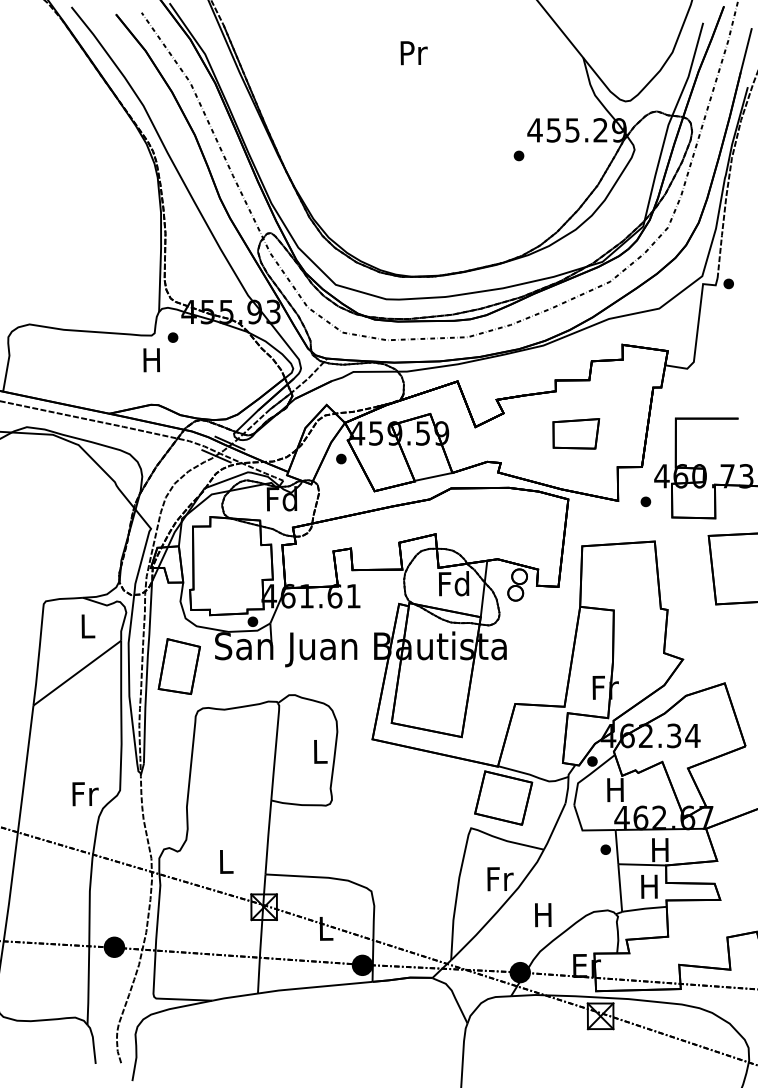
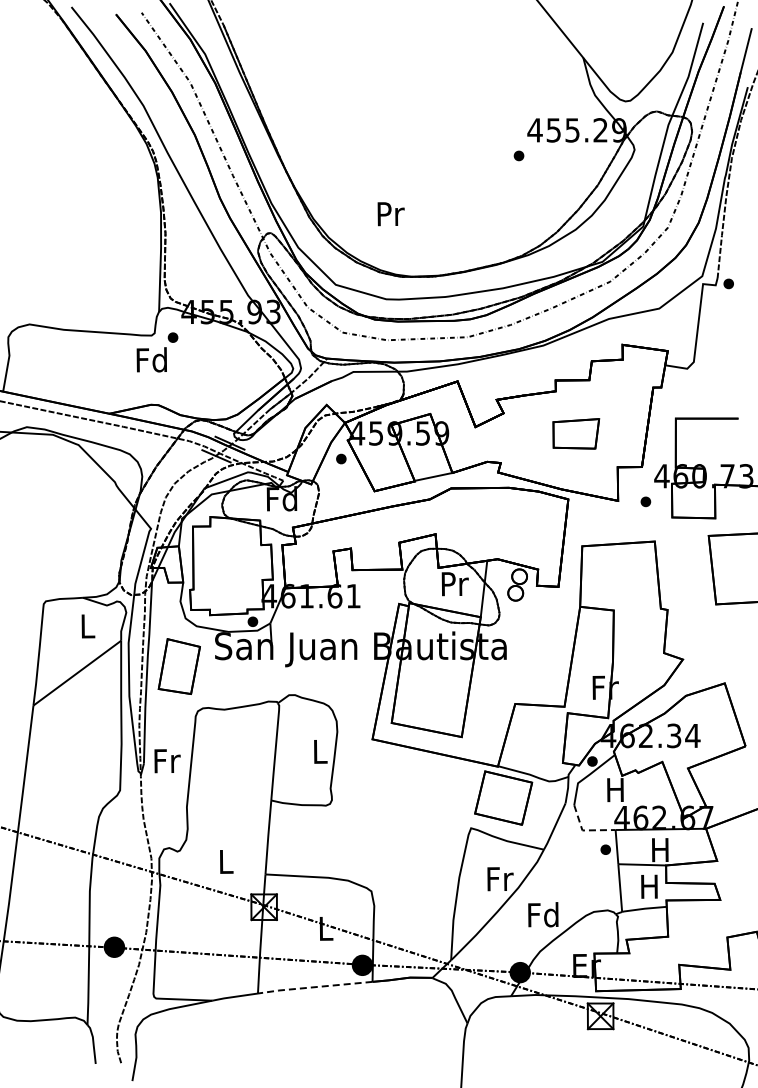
text position: (413, 53) -> (390, 214) (390, 214)
text: H -> Fd (151, 359)
text: Fd -> Pr (454, 583)
text position: (85, 794) -> (167, 761) (167, 761)
line: solid -> dashed (585, 830)
text: H -> Fd (543, 914)
line: solid -> dashed (314, 987)
